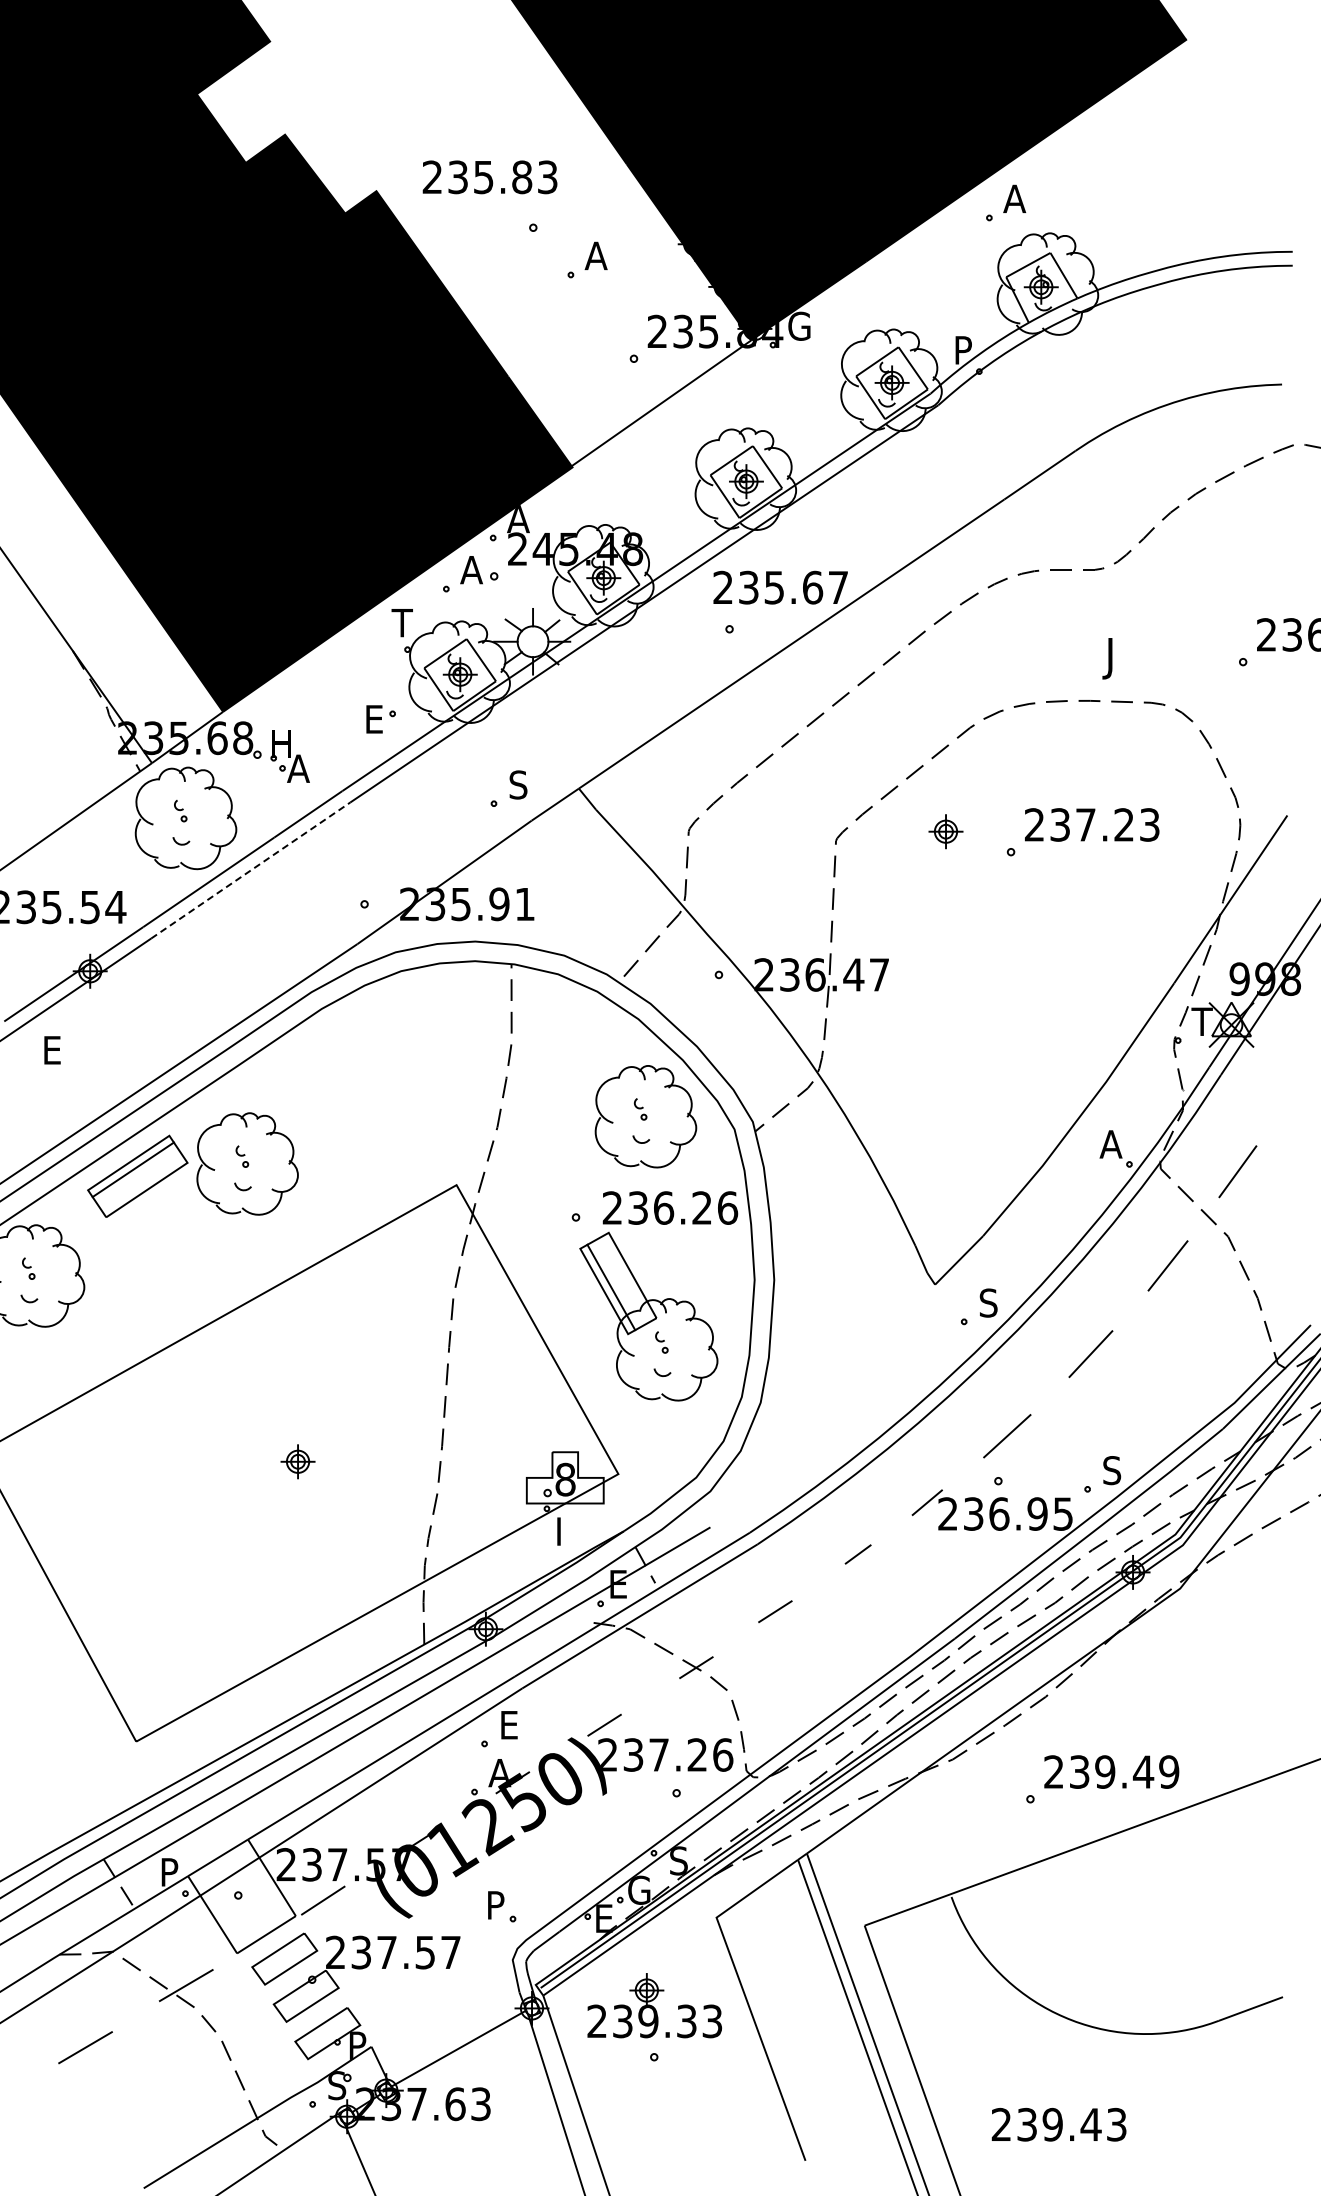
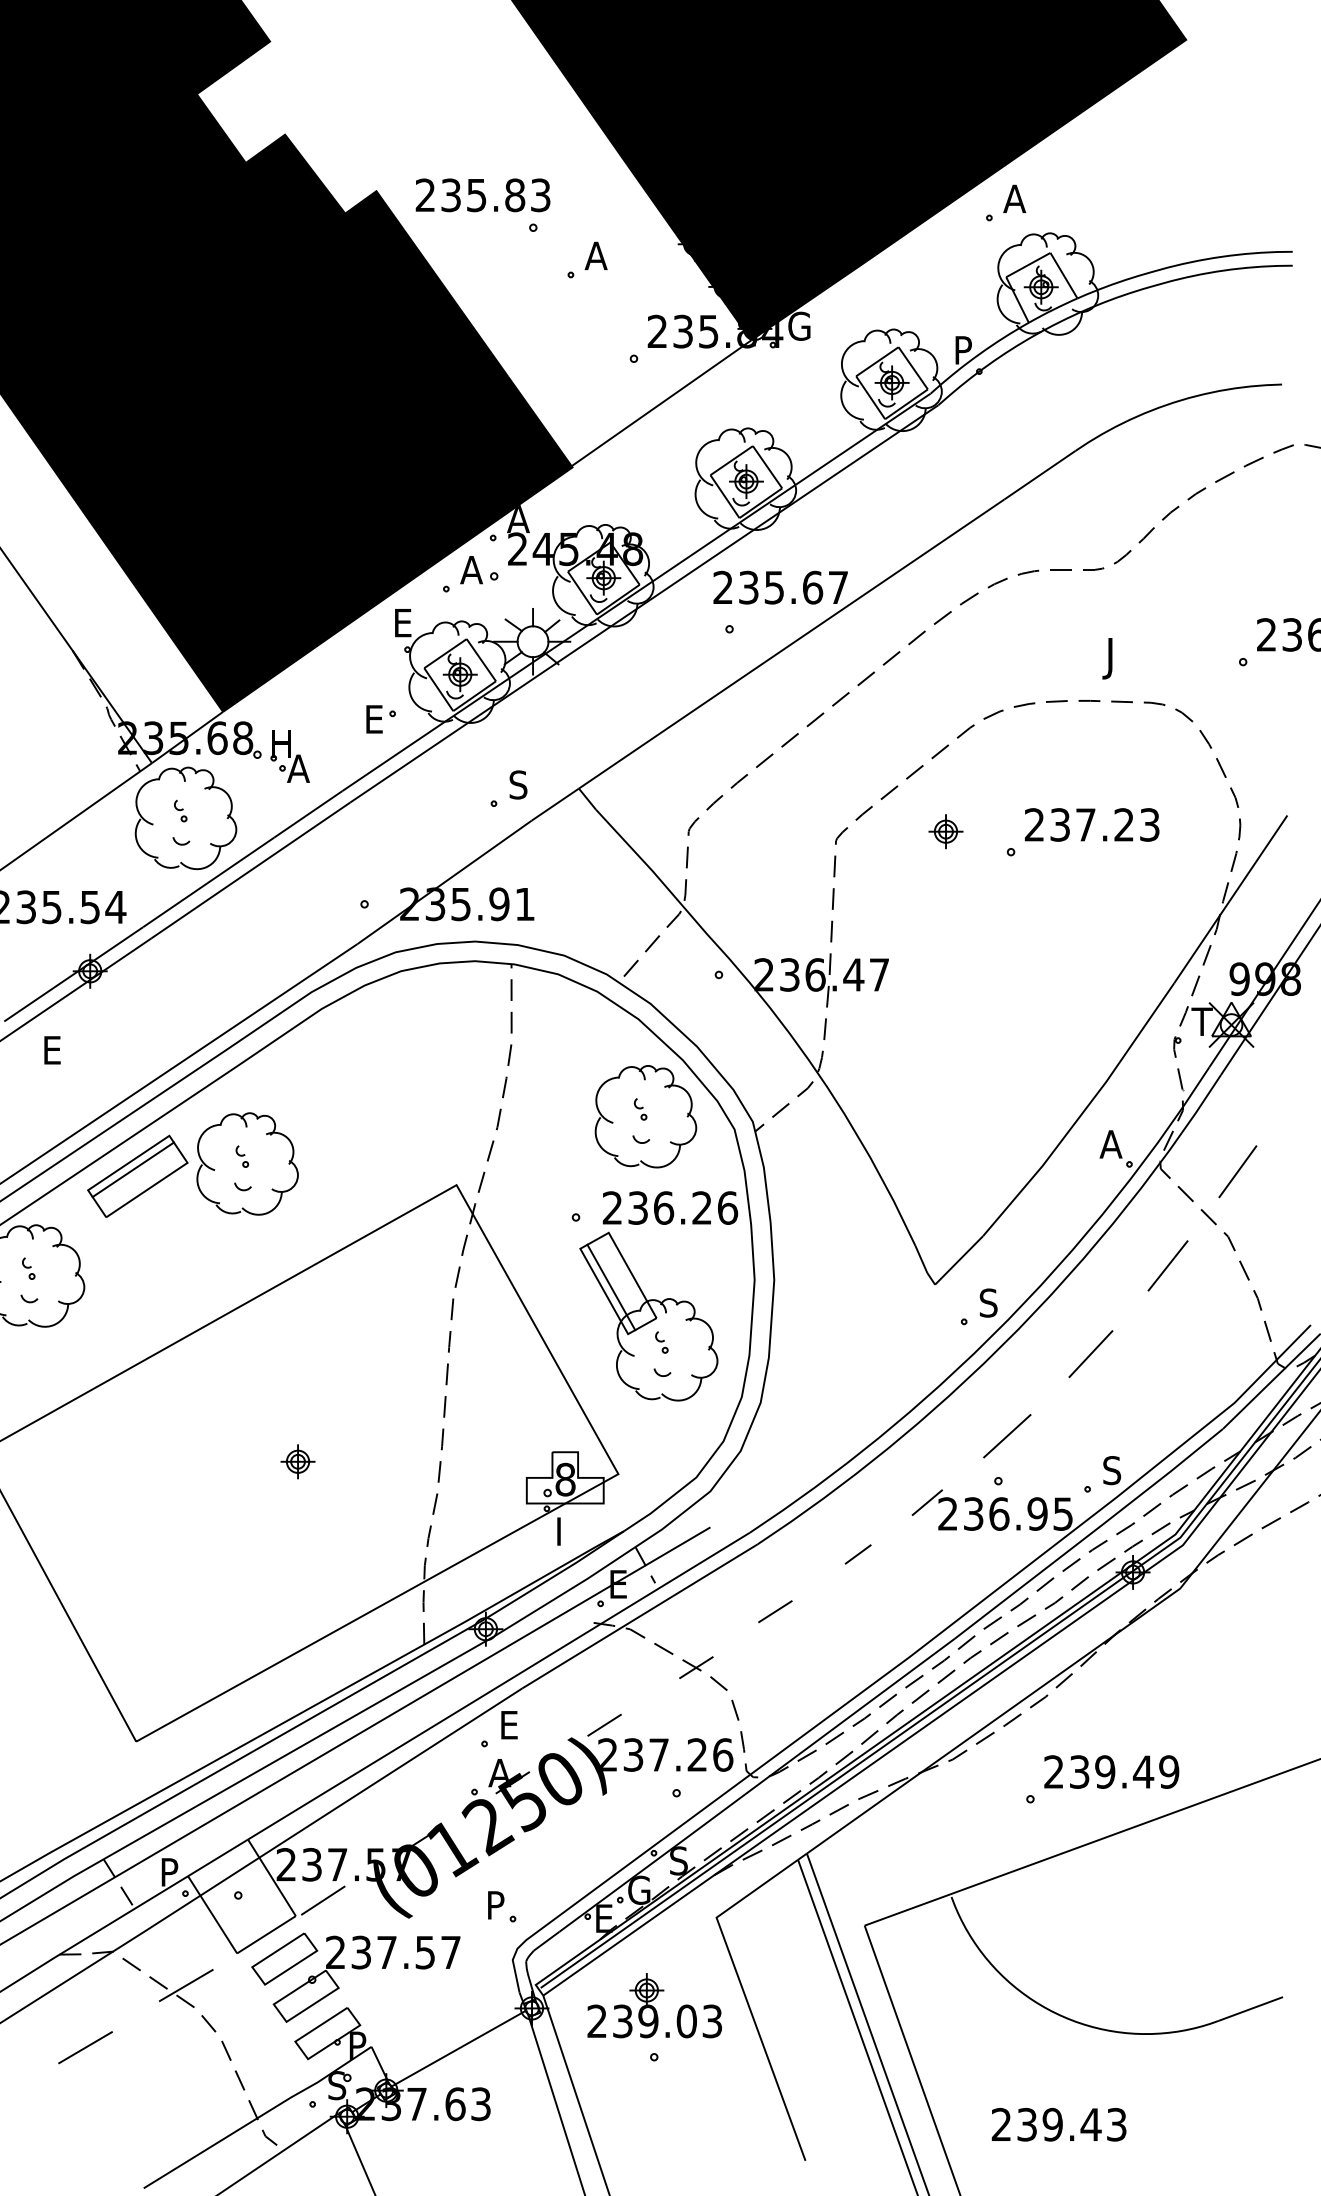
text position: (489, 177) -> (482, 195) (482, 195)
text: T -> E (401, 623)
line: dashed -> solid (250, 870)
text: 239.33 -> 239.03 (686, 2021)
